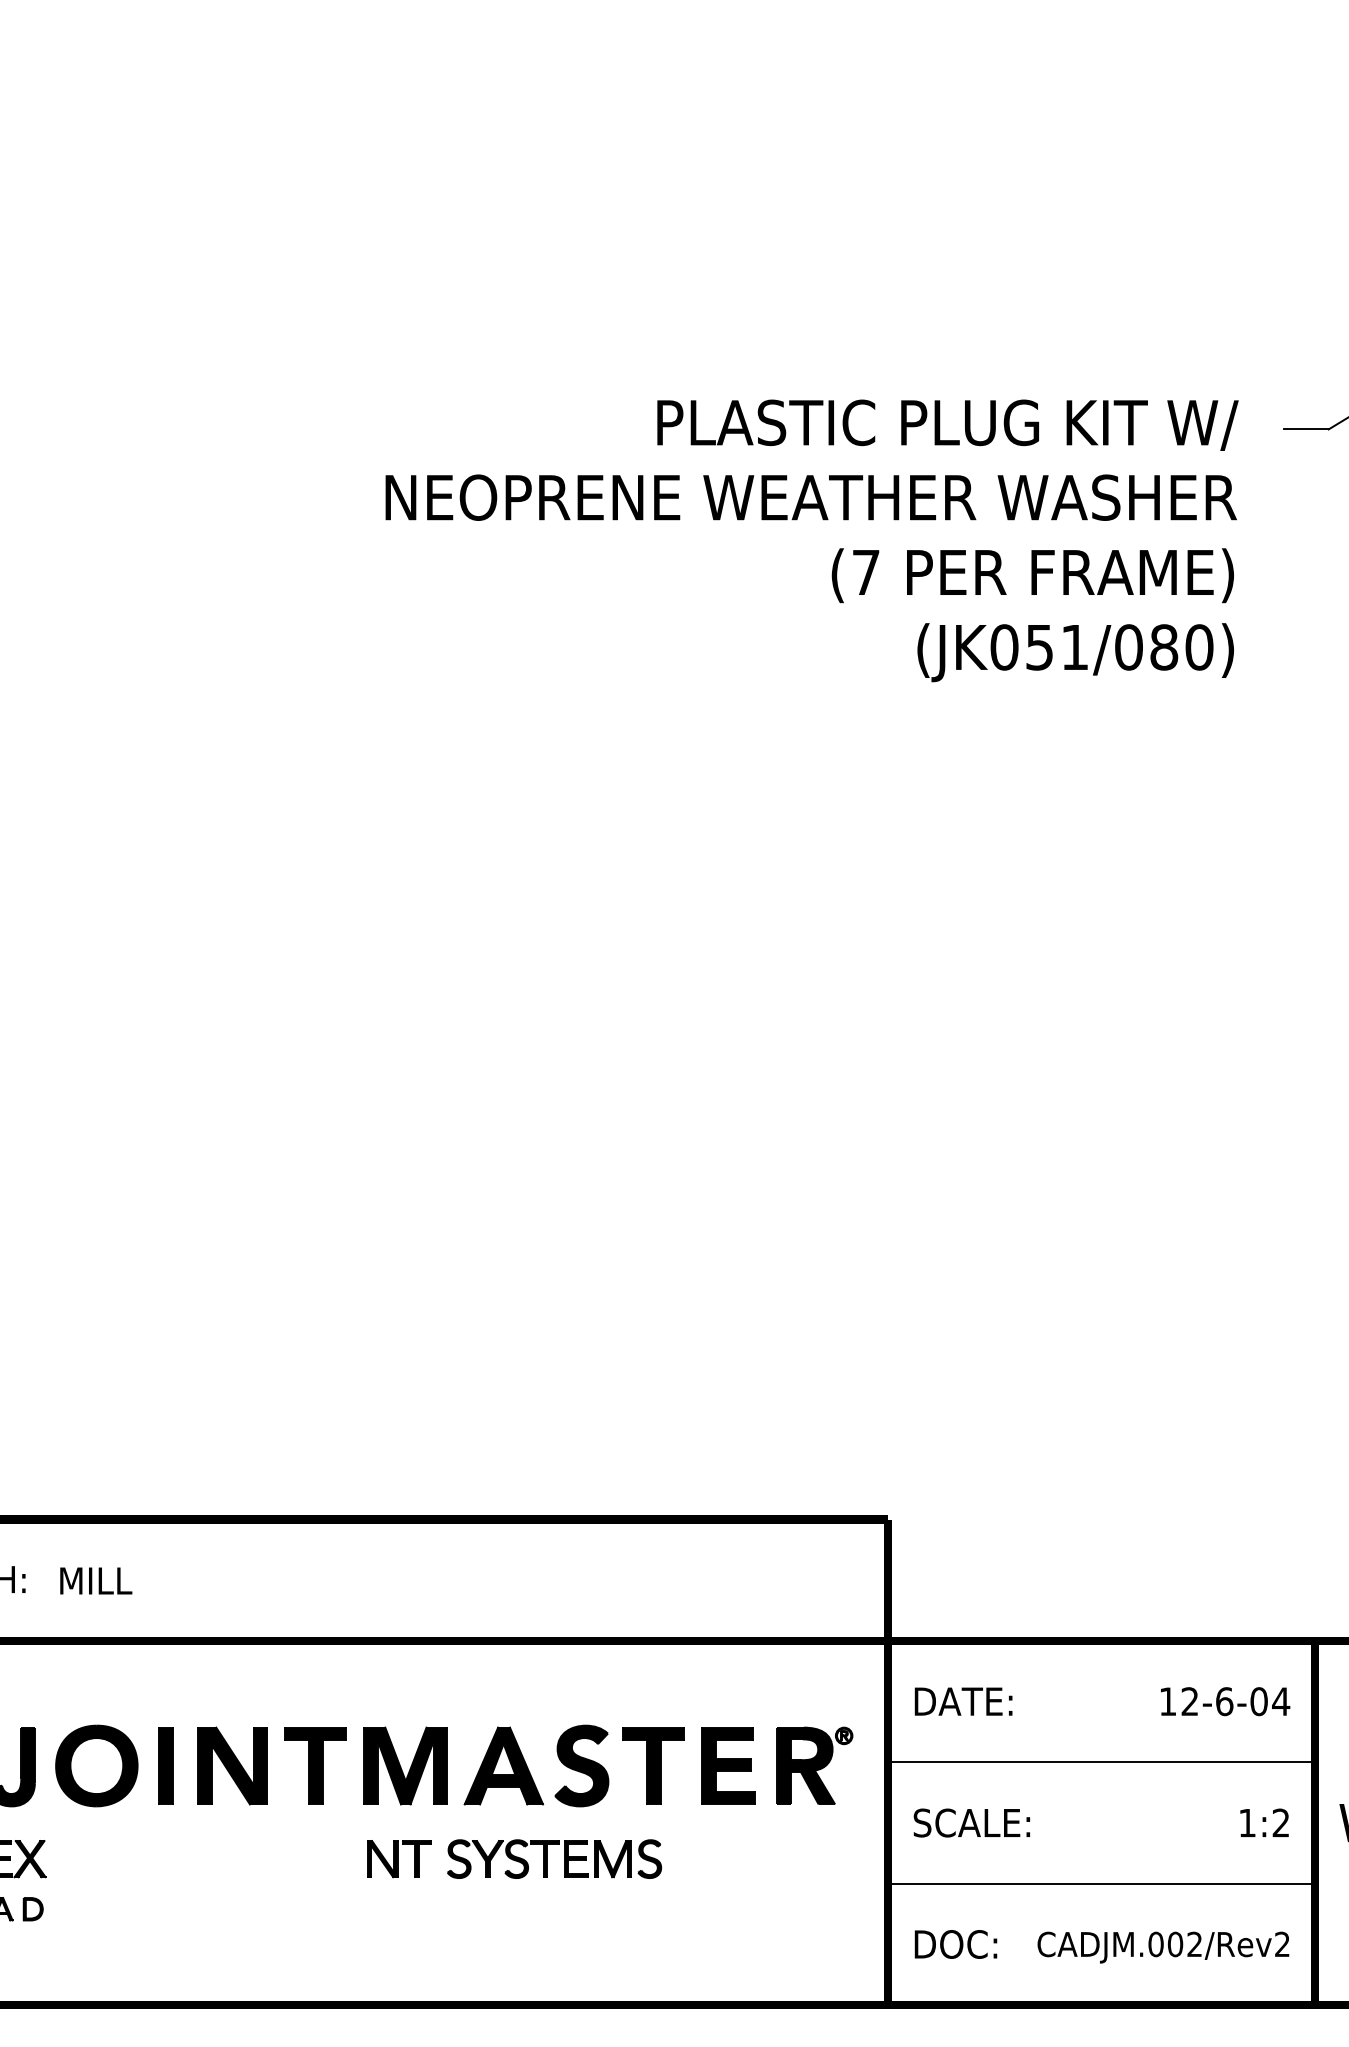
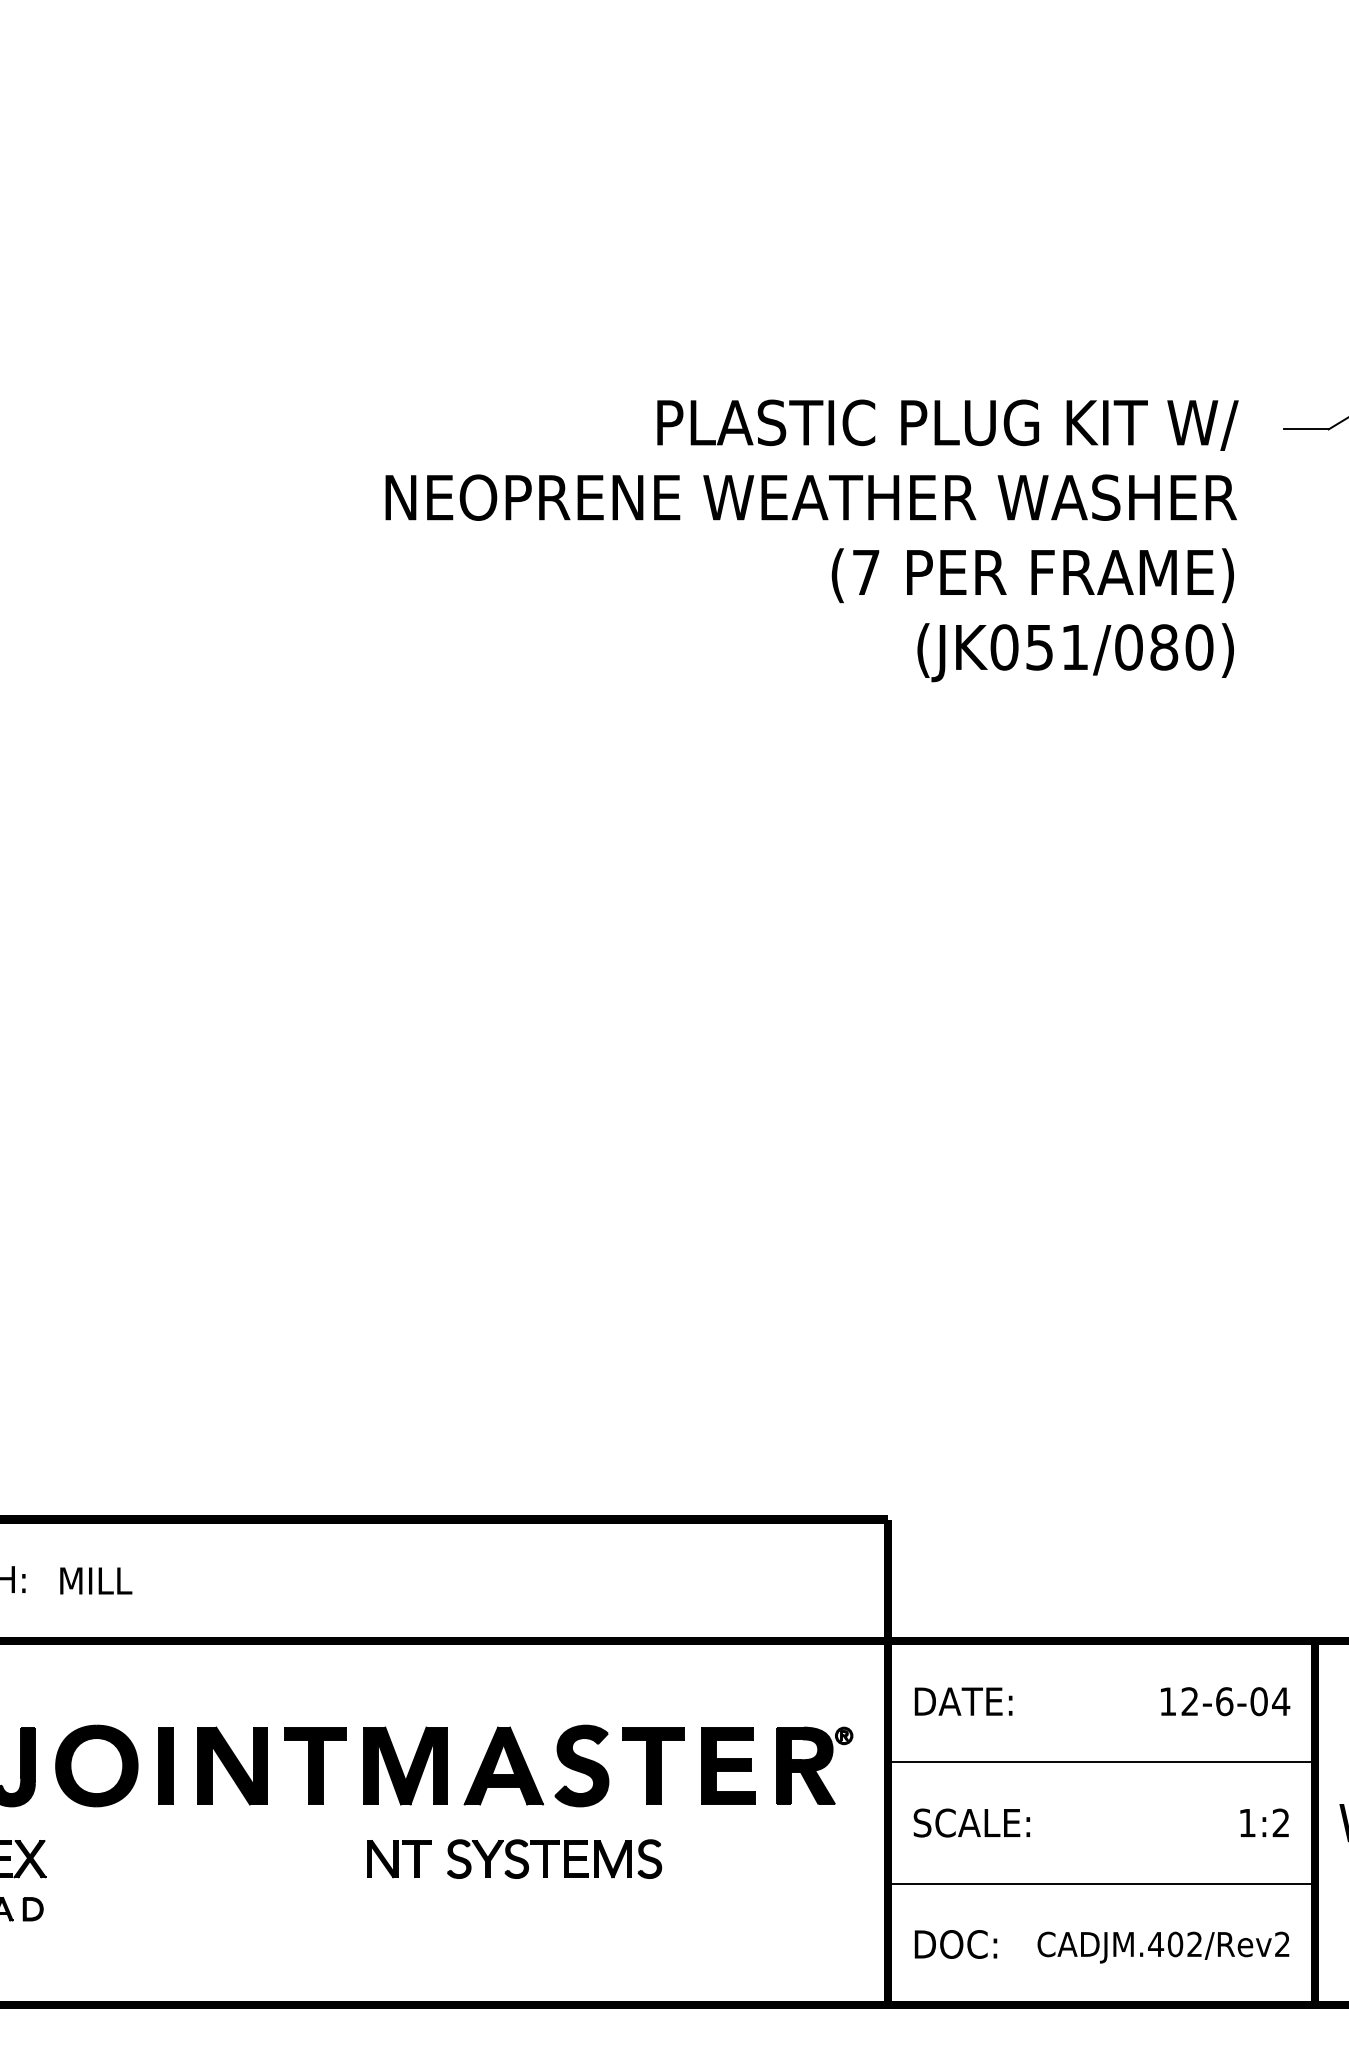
text: CADJM.002/Rev2 -> CADJM.402/Rev2 (1156, 1944)
